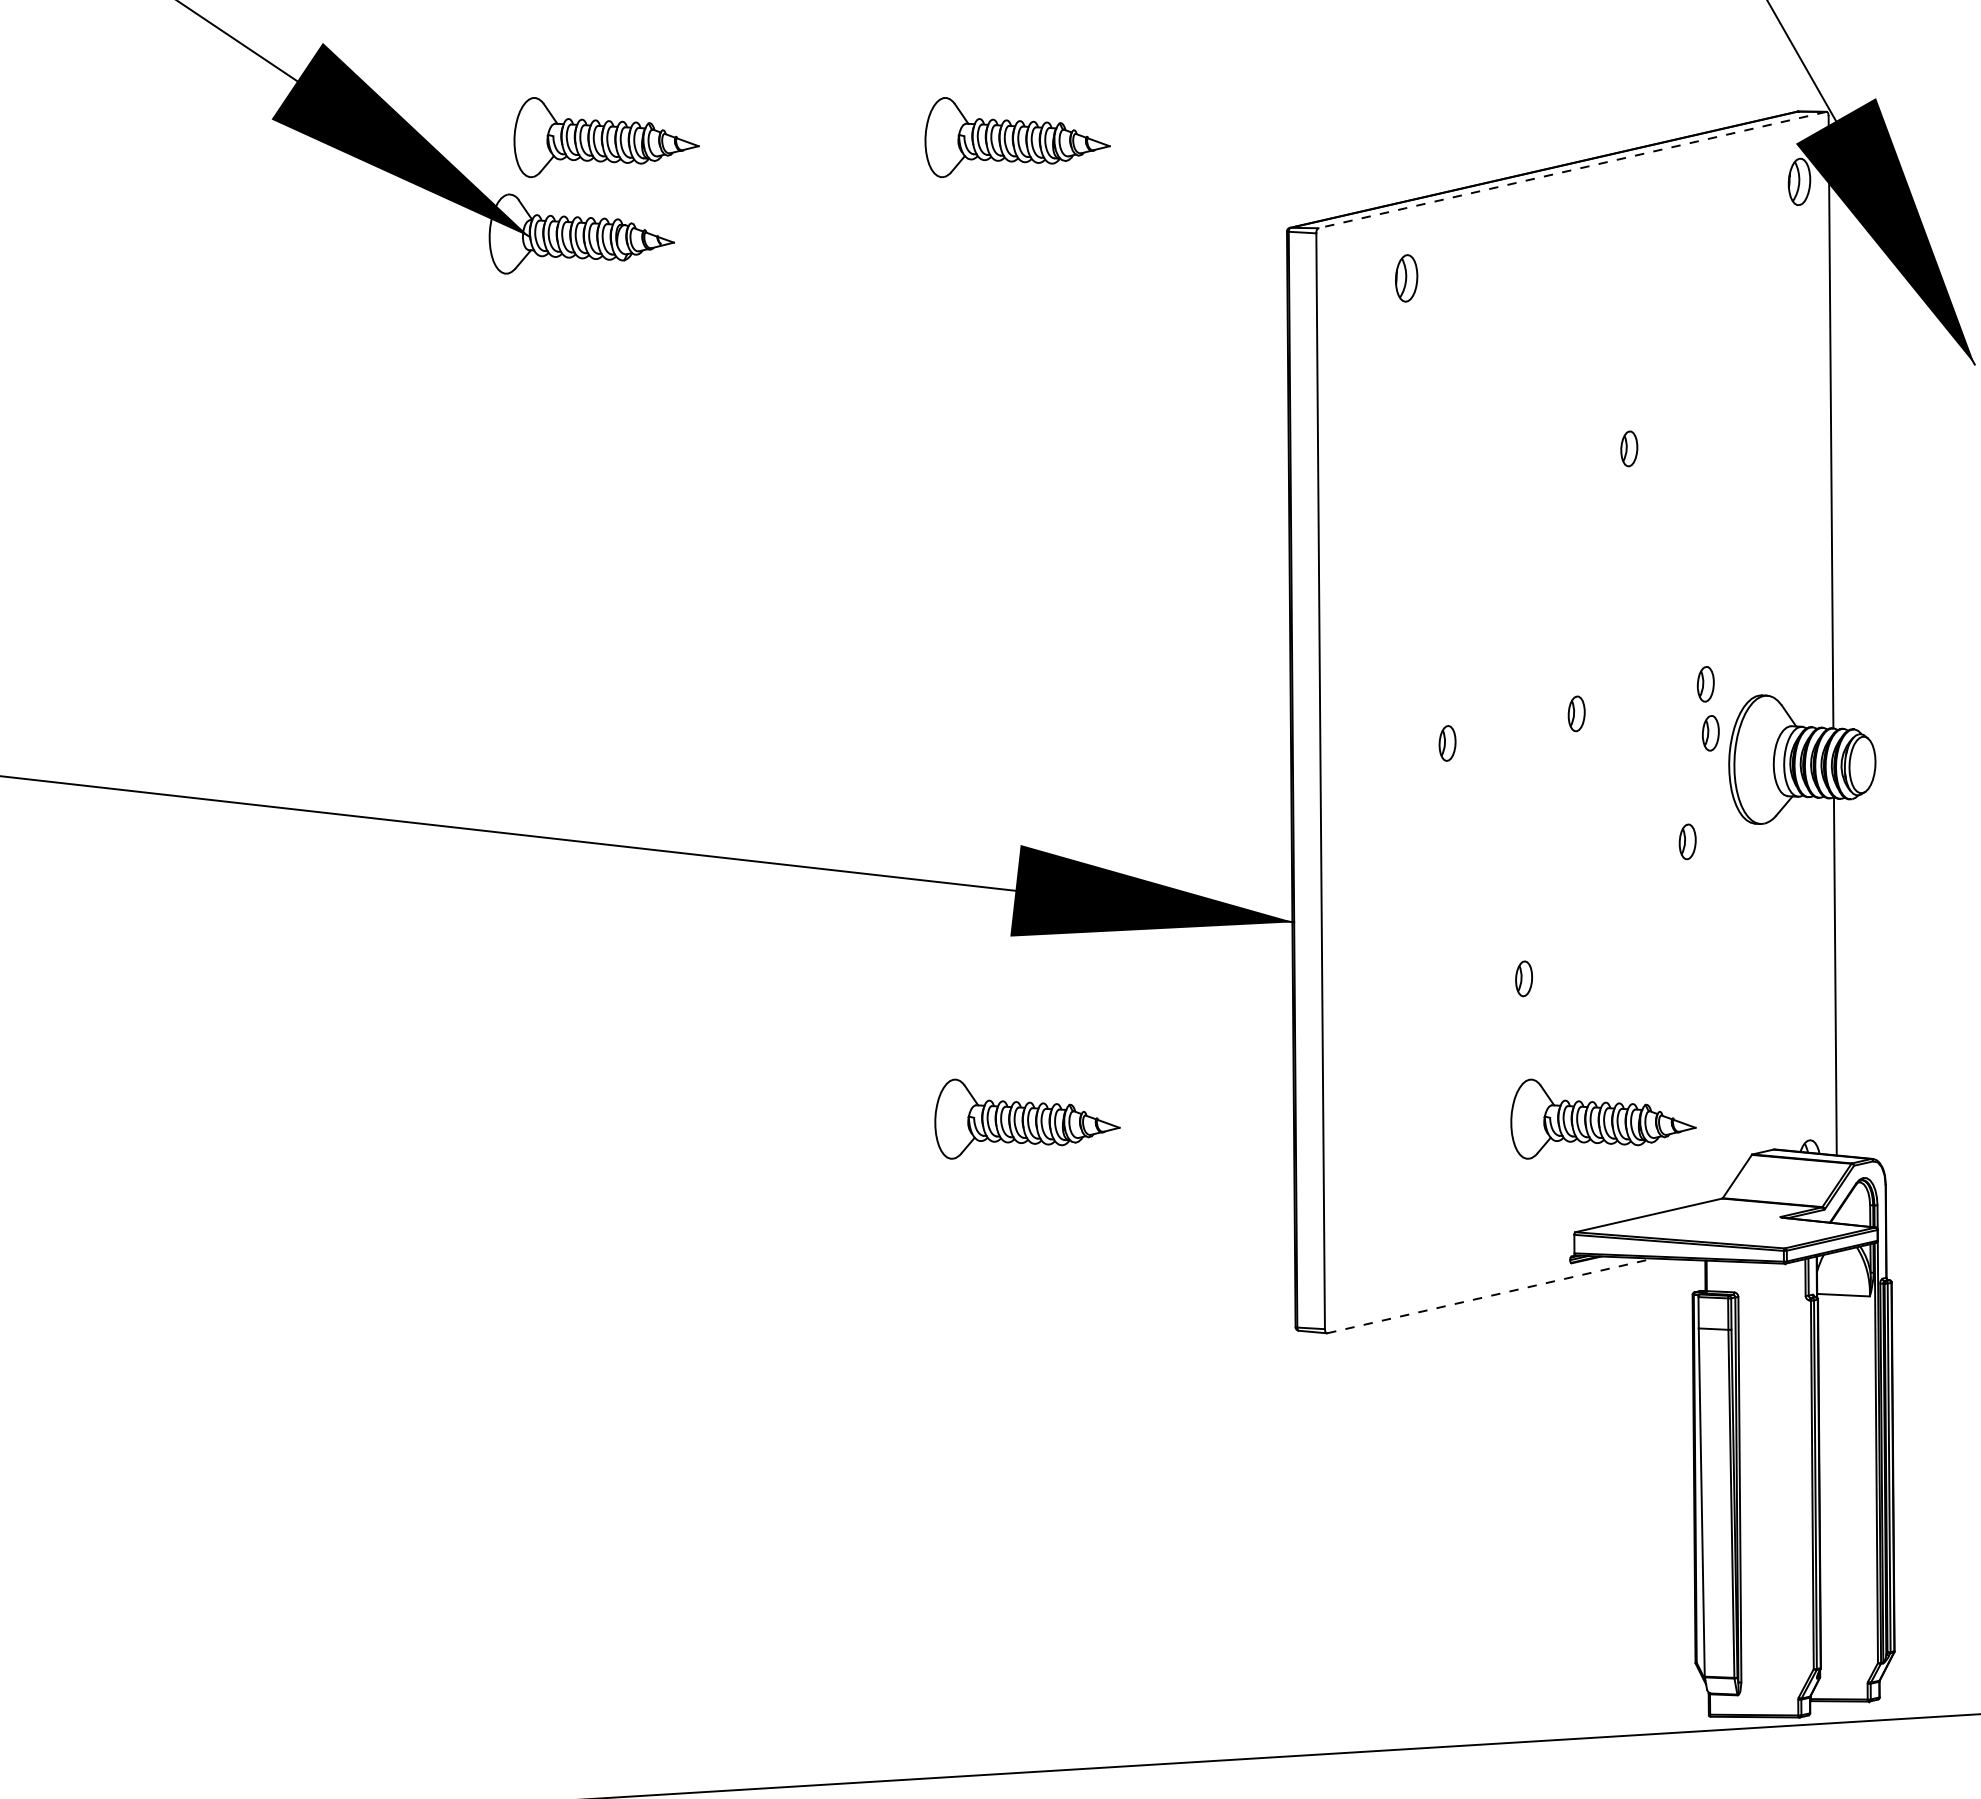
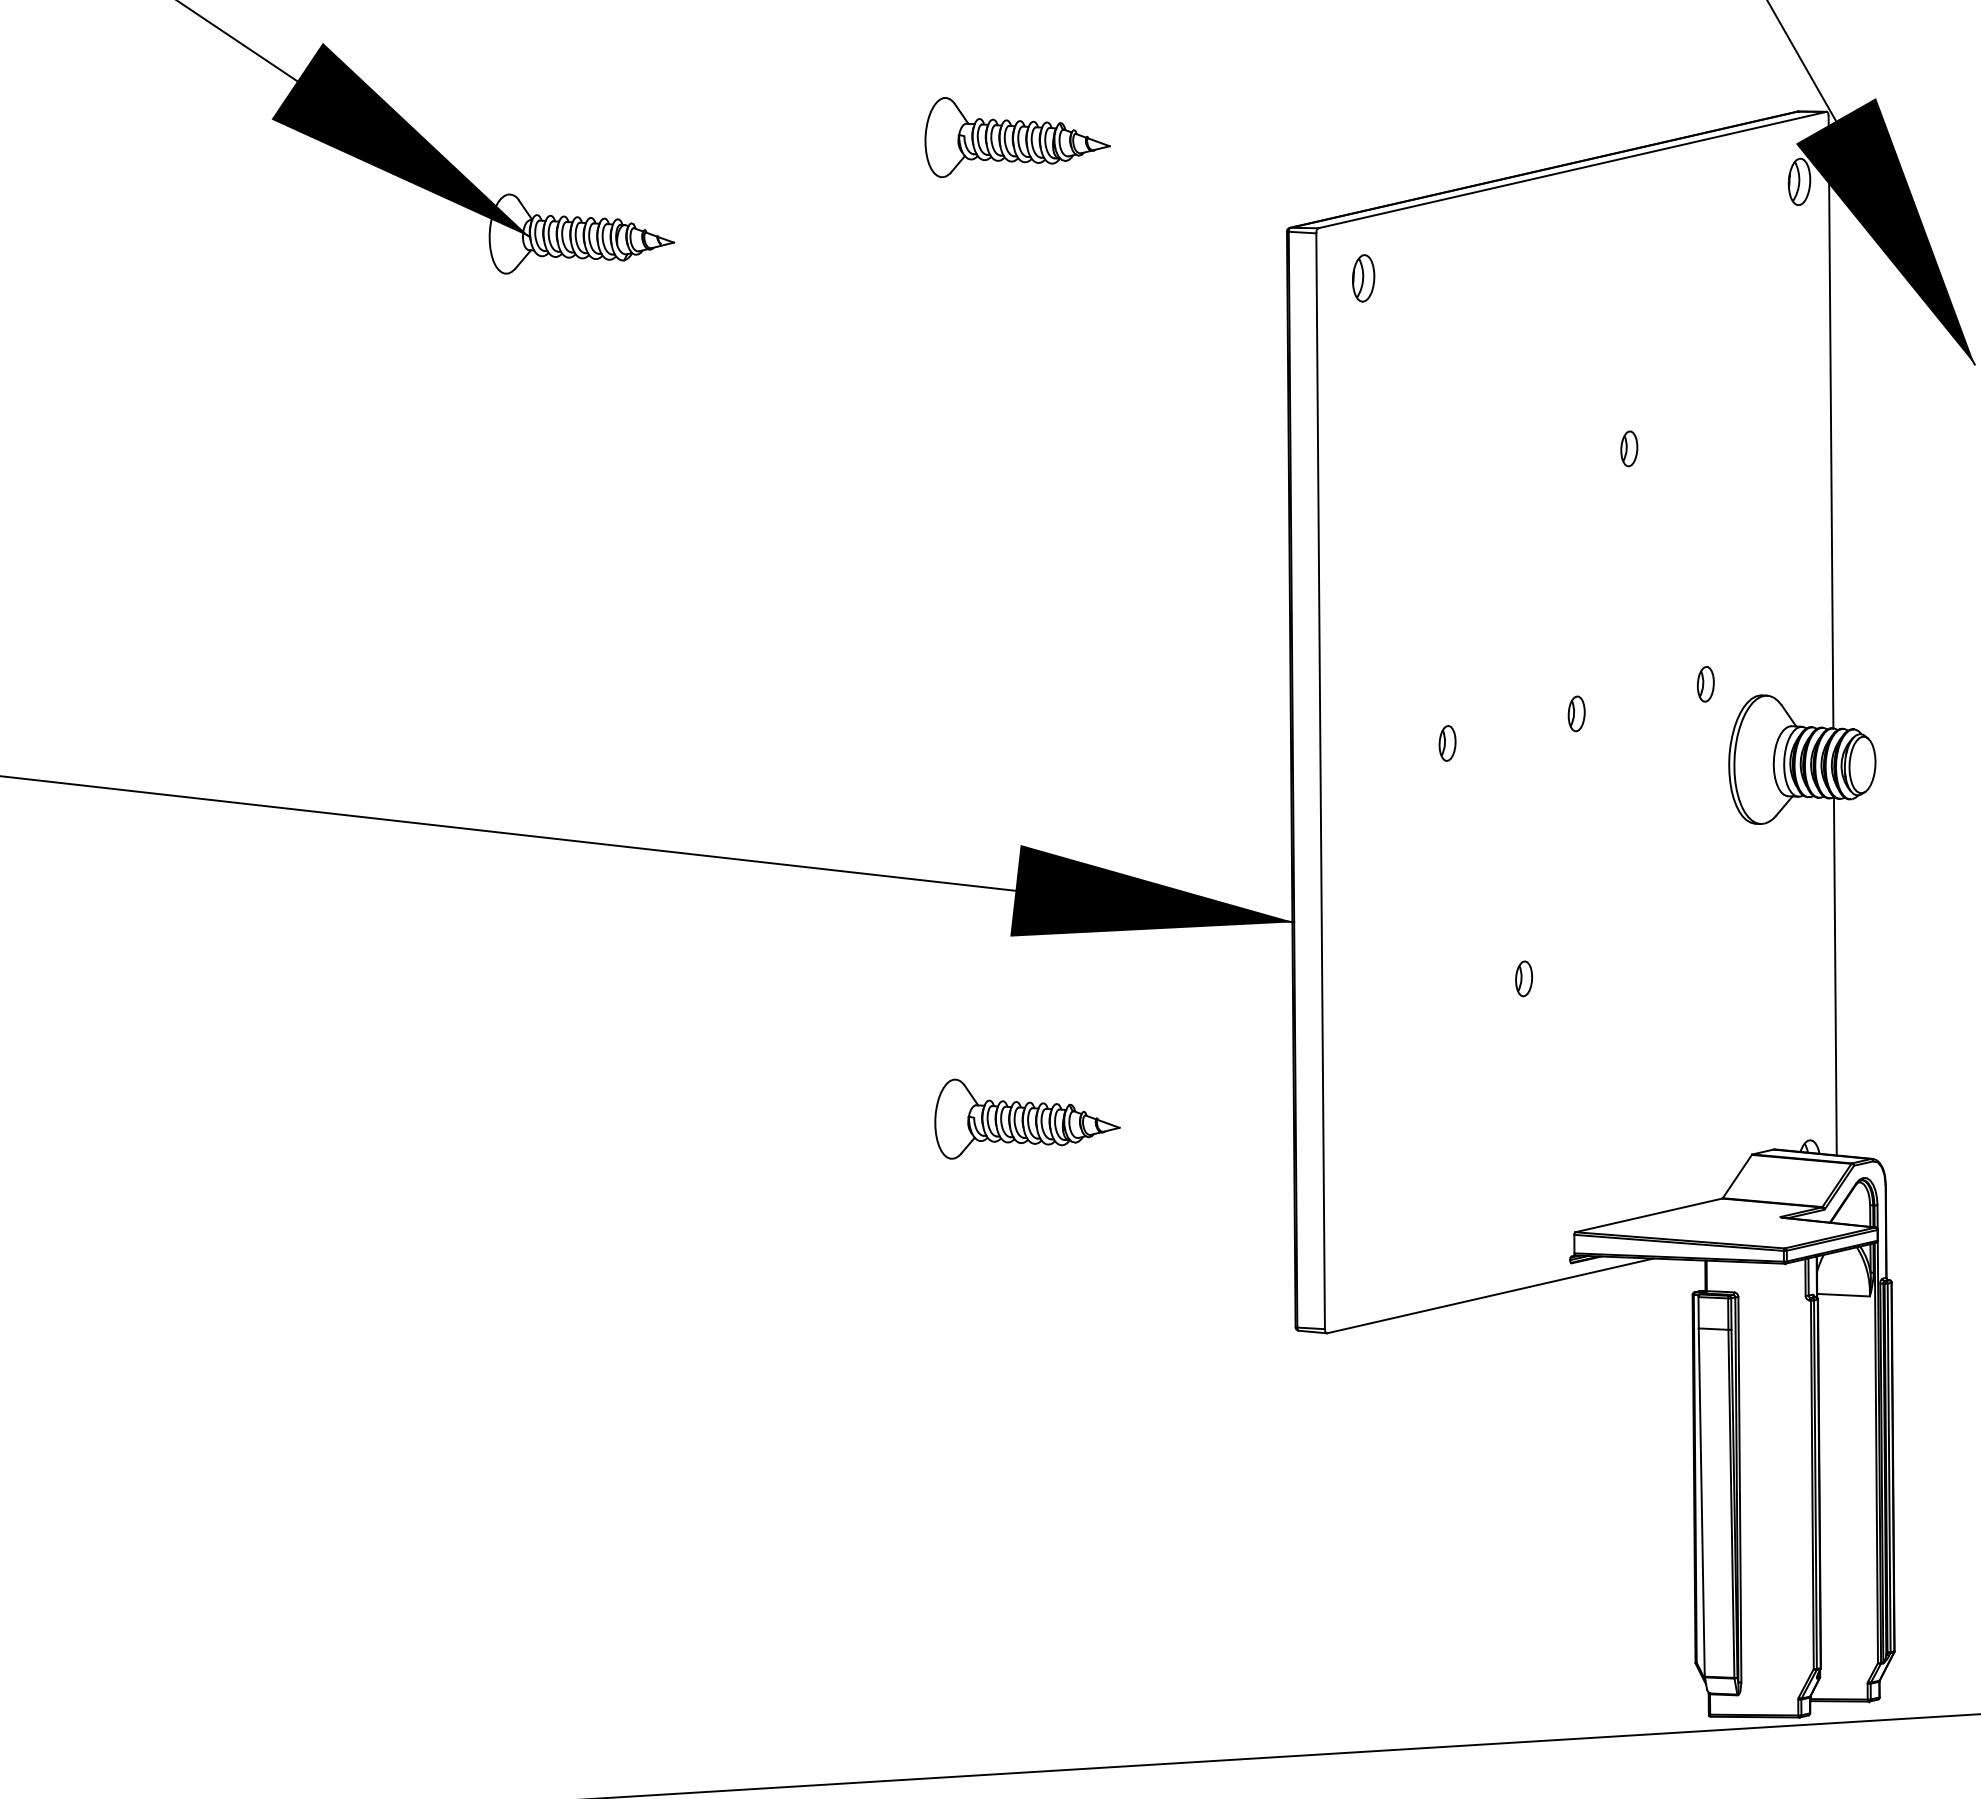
part: present -> none (606, 137)
line: dashed -> solid (1572, 170)
part position: (1406, 278) -> (1363, 278) (1363, 278)
part: present -> none (1710, 733)
part: present -> none (1687, 841)
part: present -> none (1603, 1118)
line: dashed -> solid (1490, 1295)
